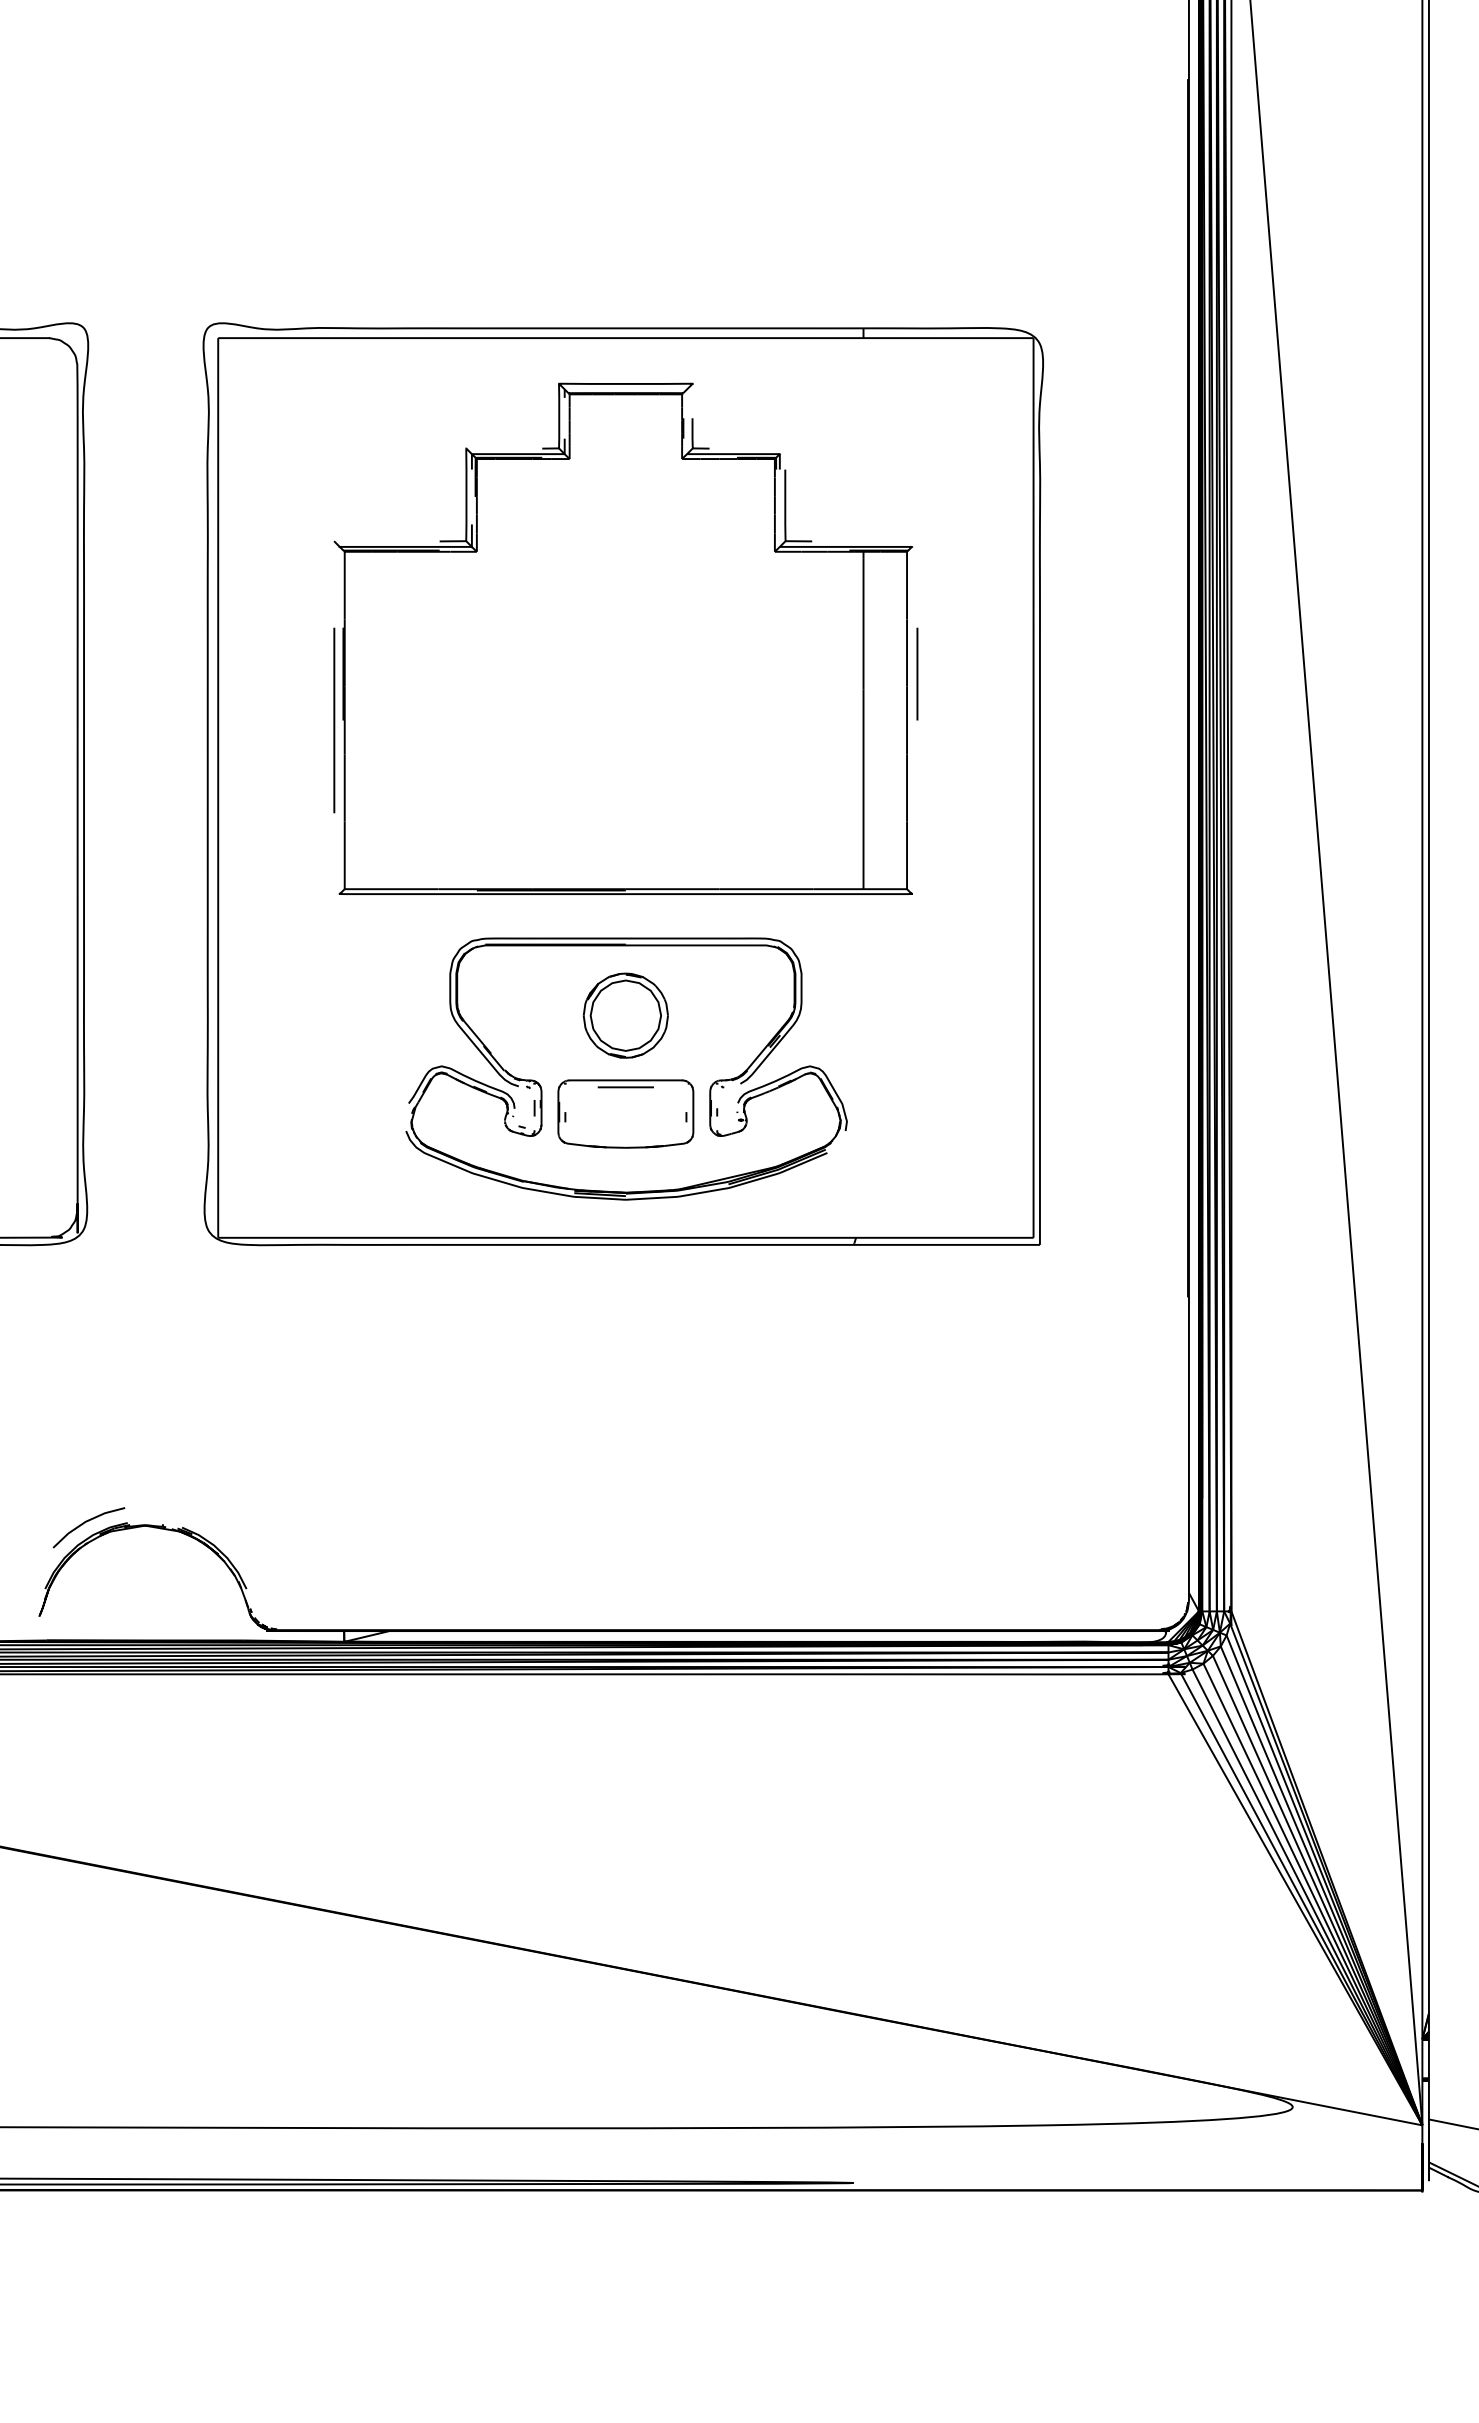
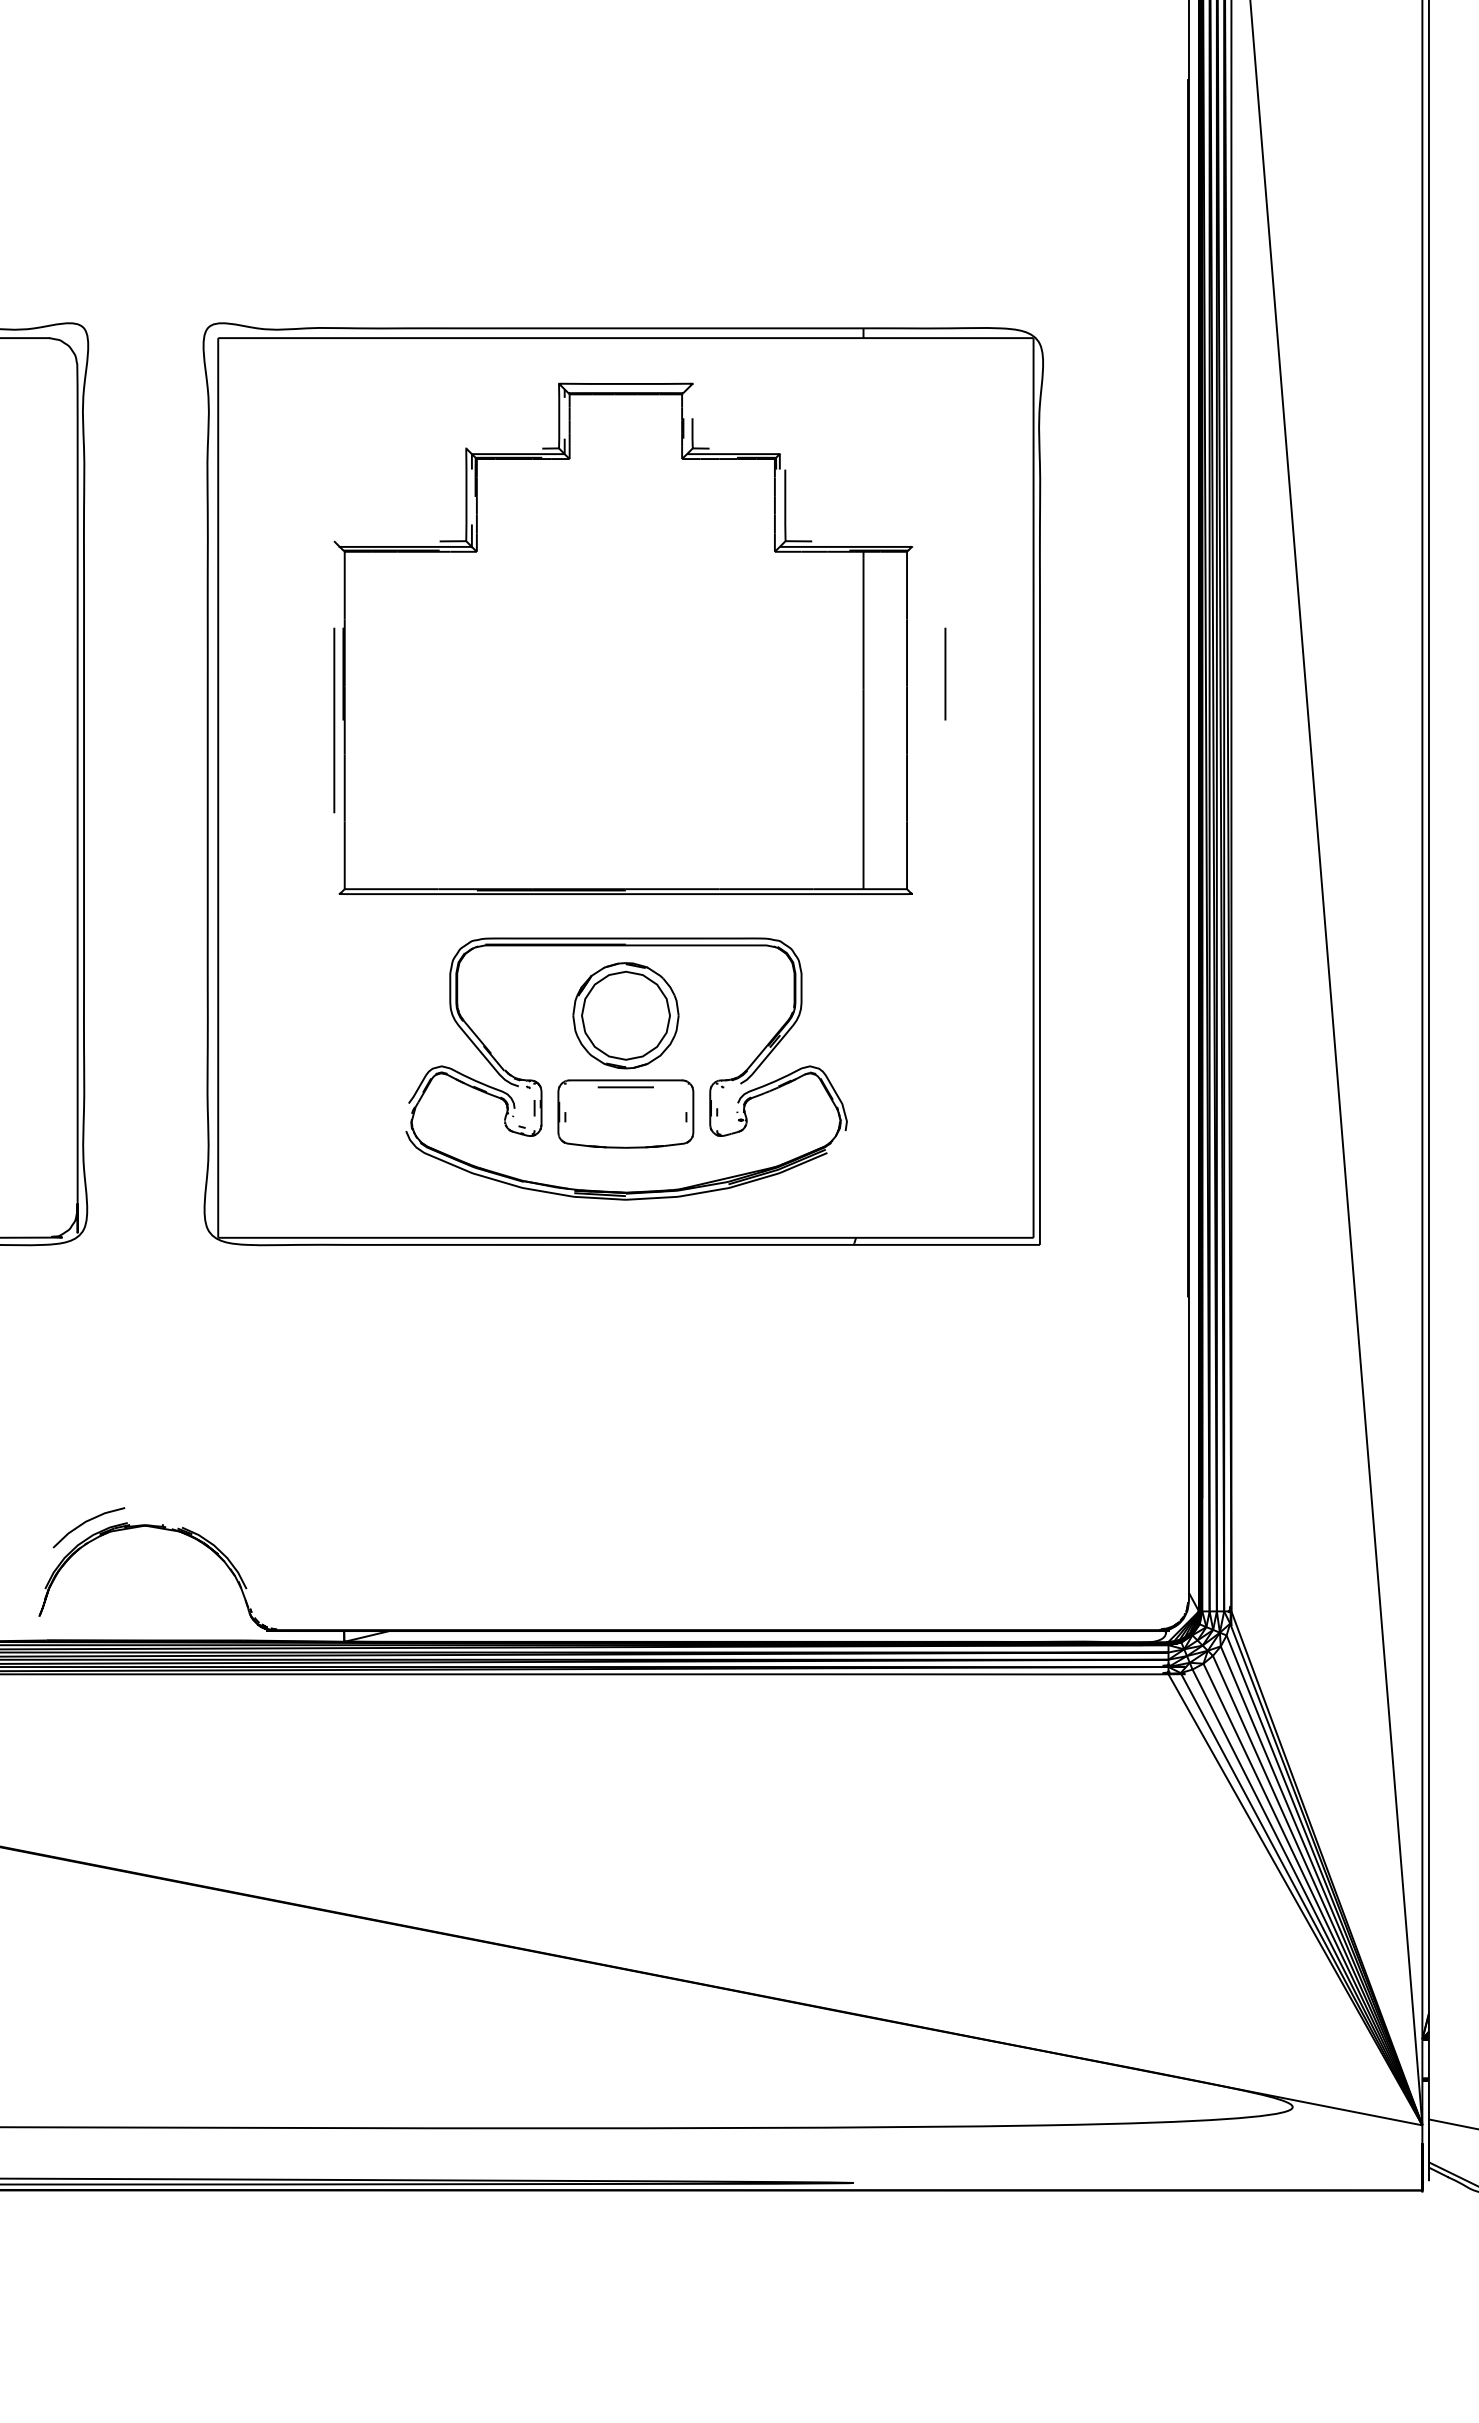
line position: (917, 673) -> (945, 673) (945, 673)
part size: 87x87 px -> 108x108 px (625, 1015)
